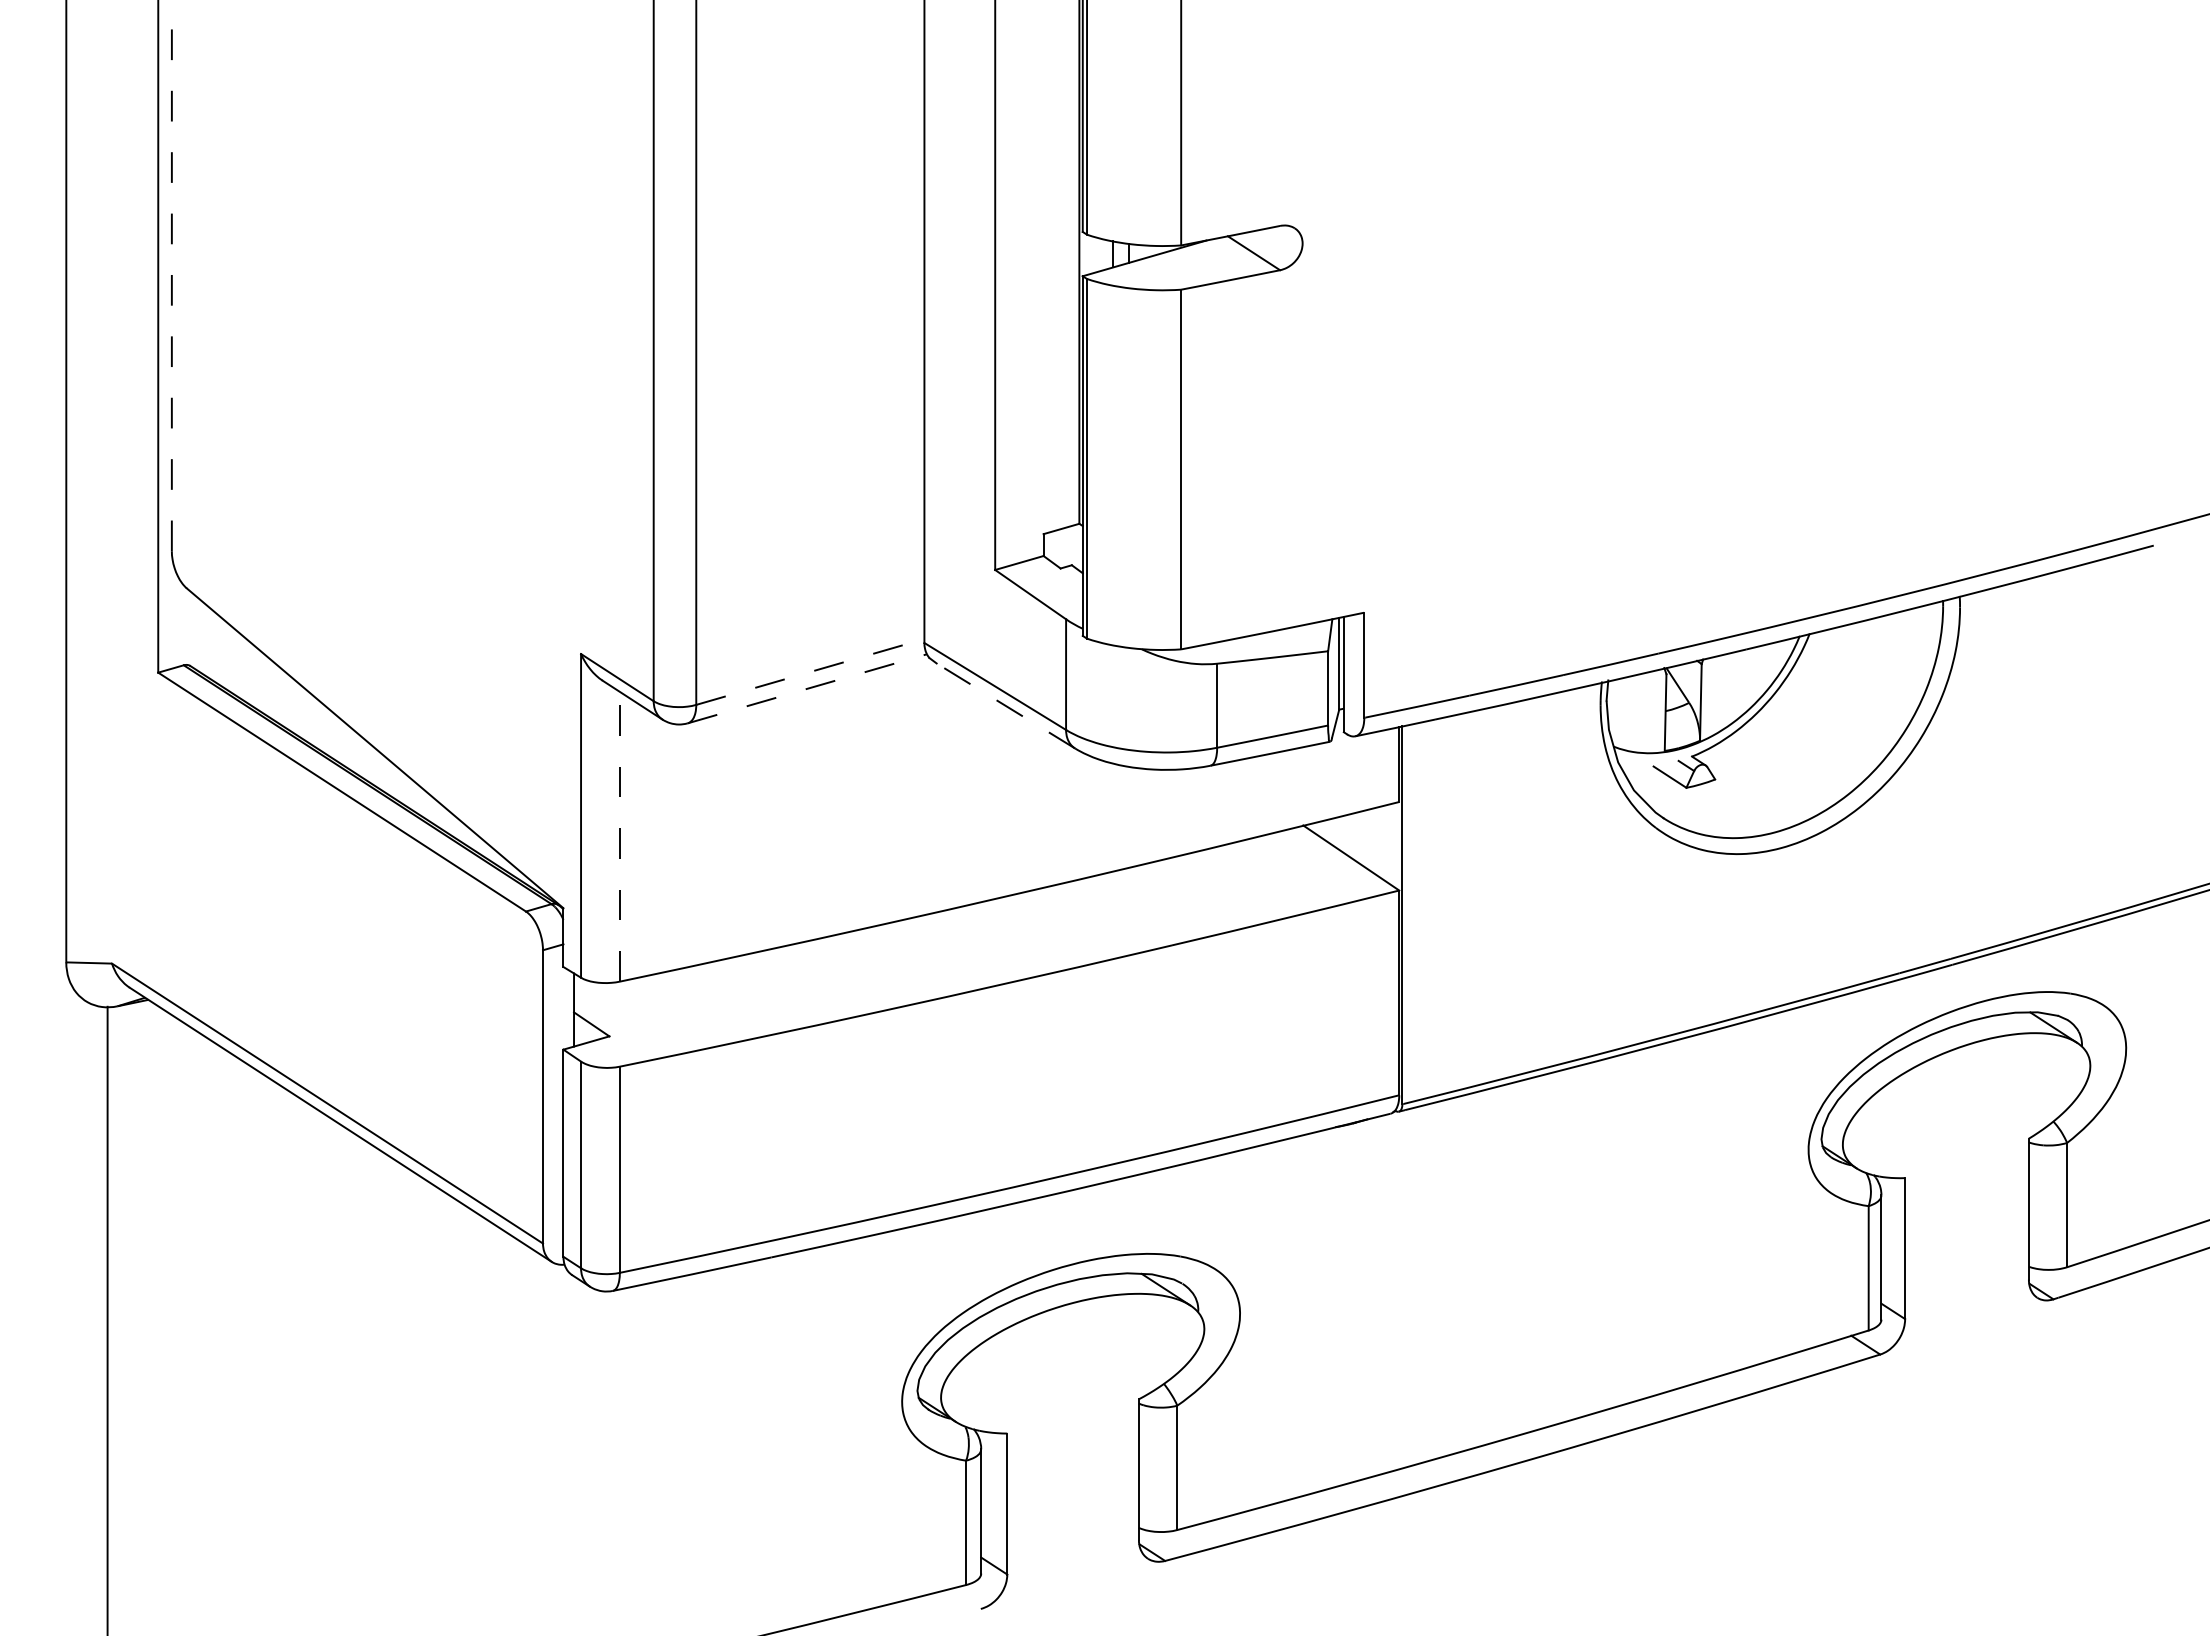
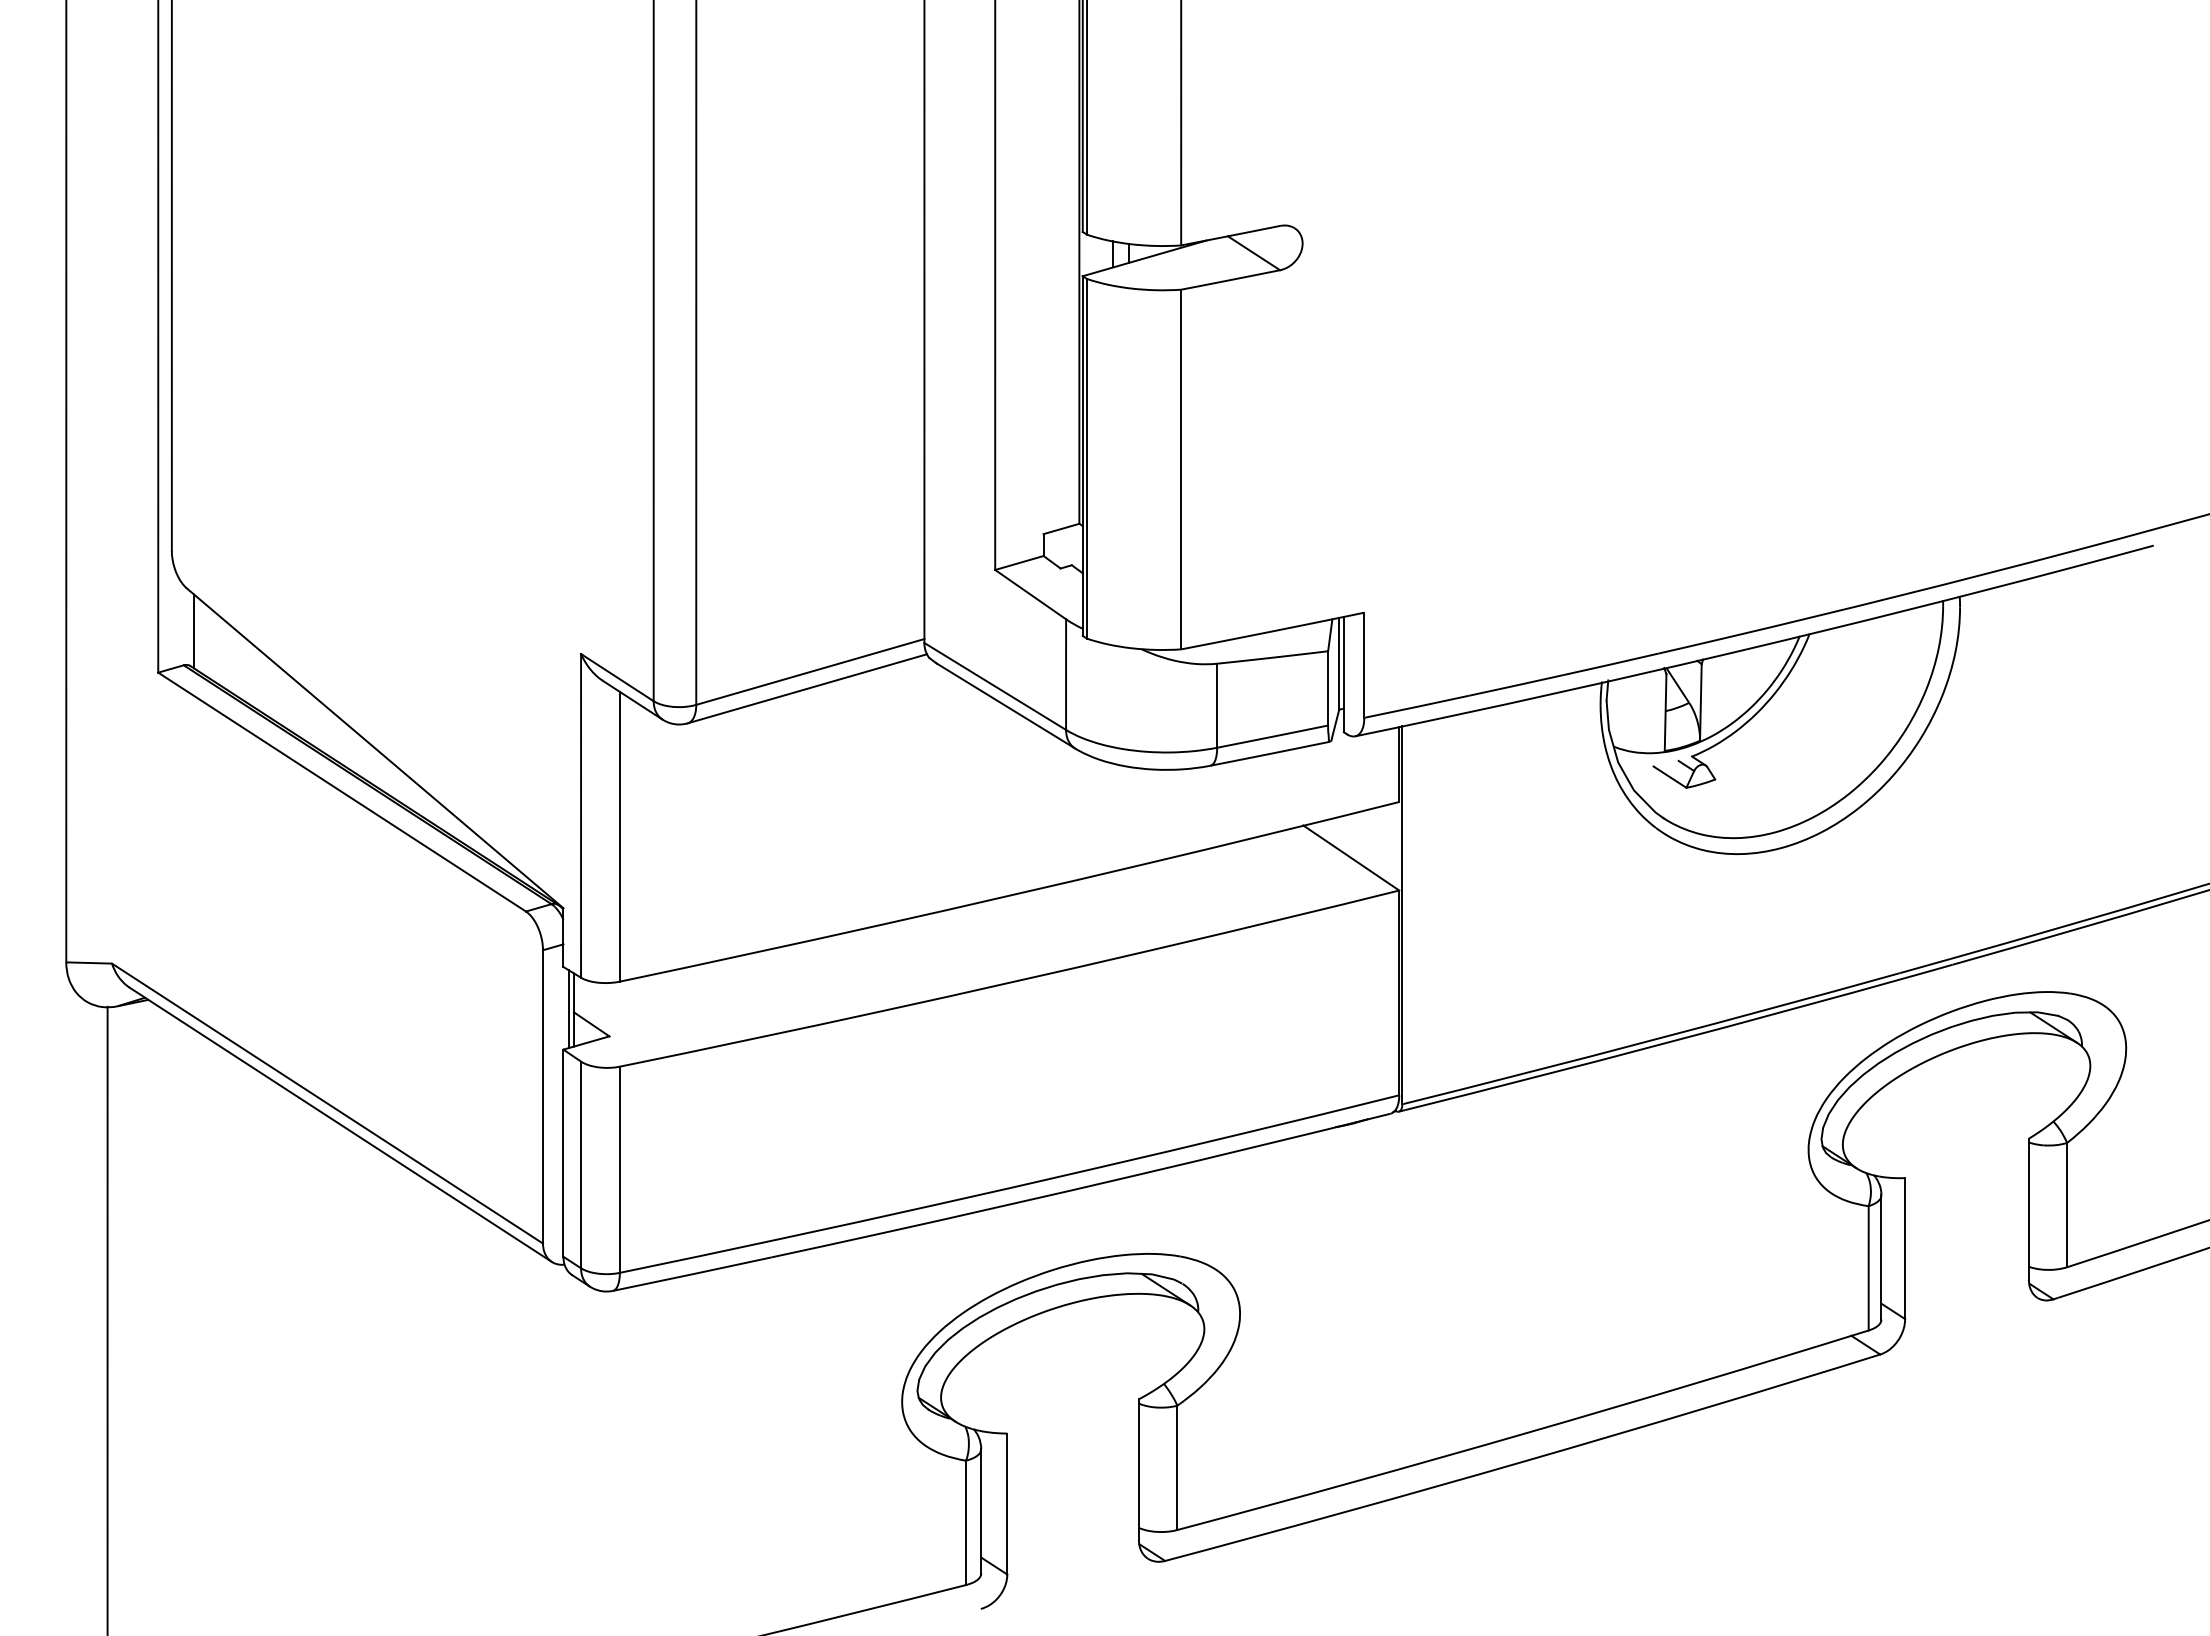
line: dashed -> solid (171, 275)
line: none -> present (193, 631)
line: dashed -> solid (810, 671)
line: dashed -> solid (807, 688)
line: dashed -> solid (1005, 705)
line: dashed -> solid (619, 836)
line: none -> present (568, 1009)
